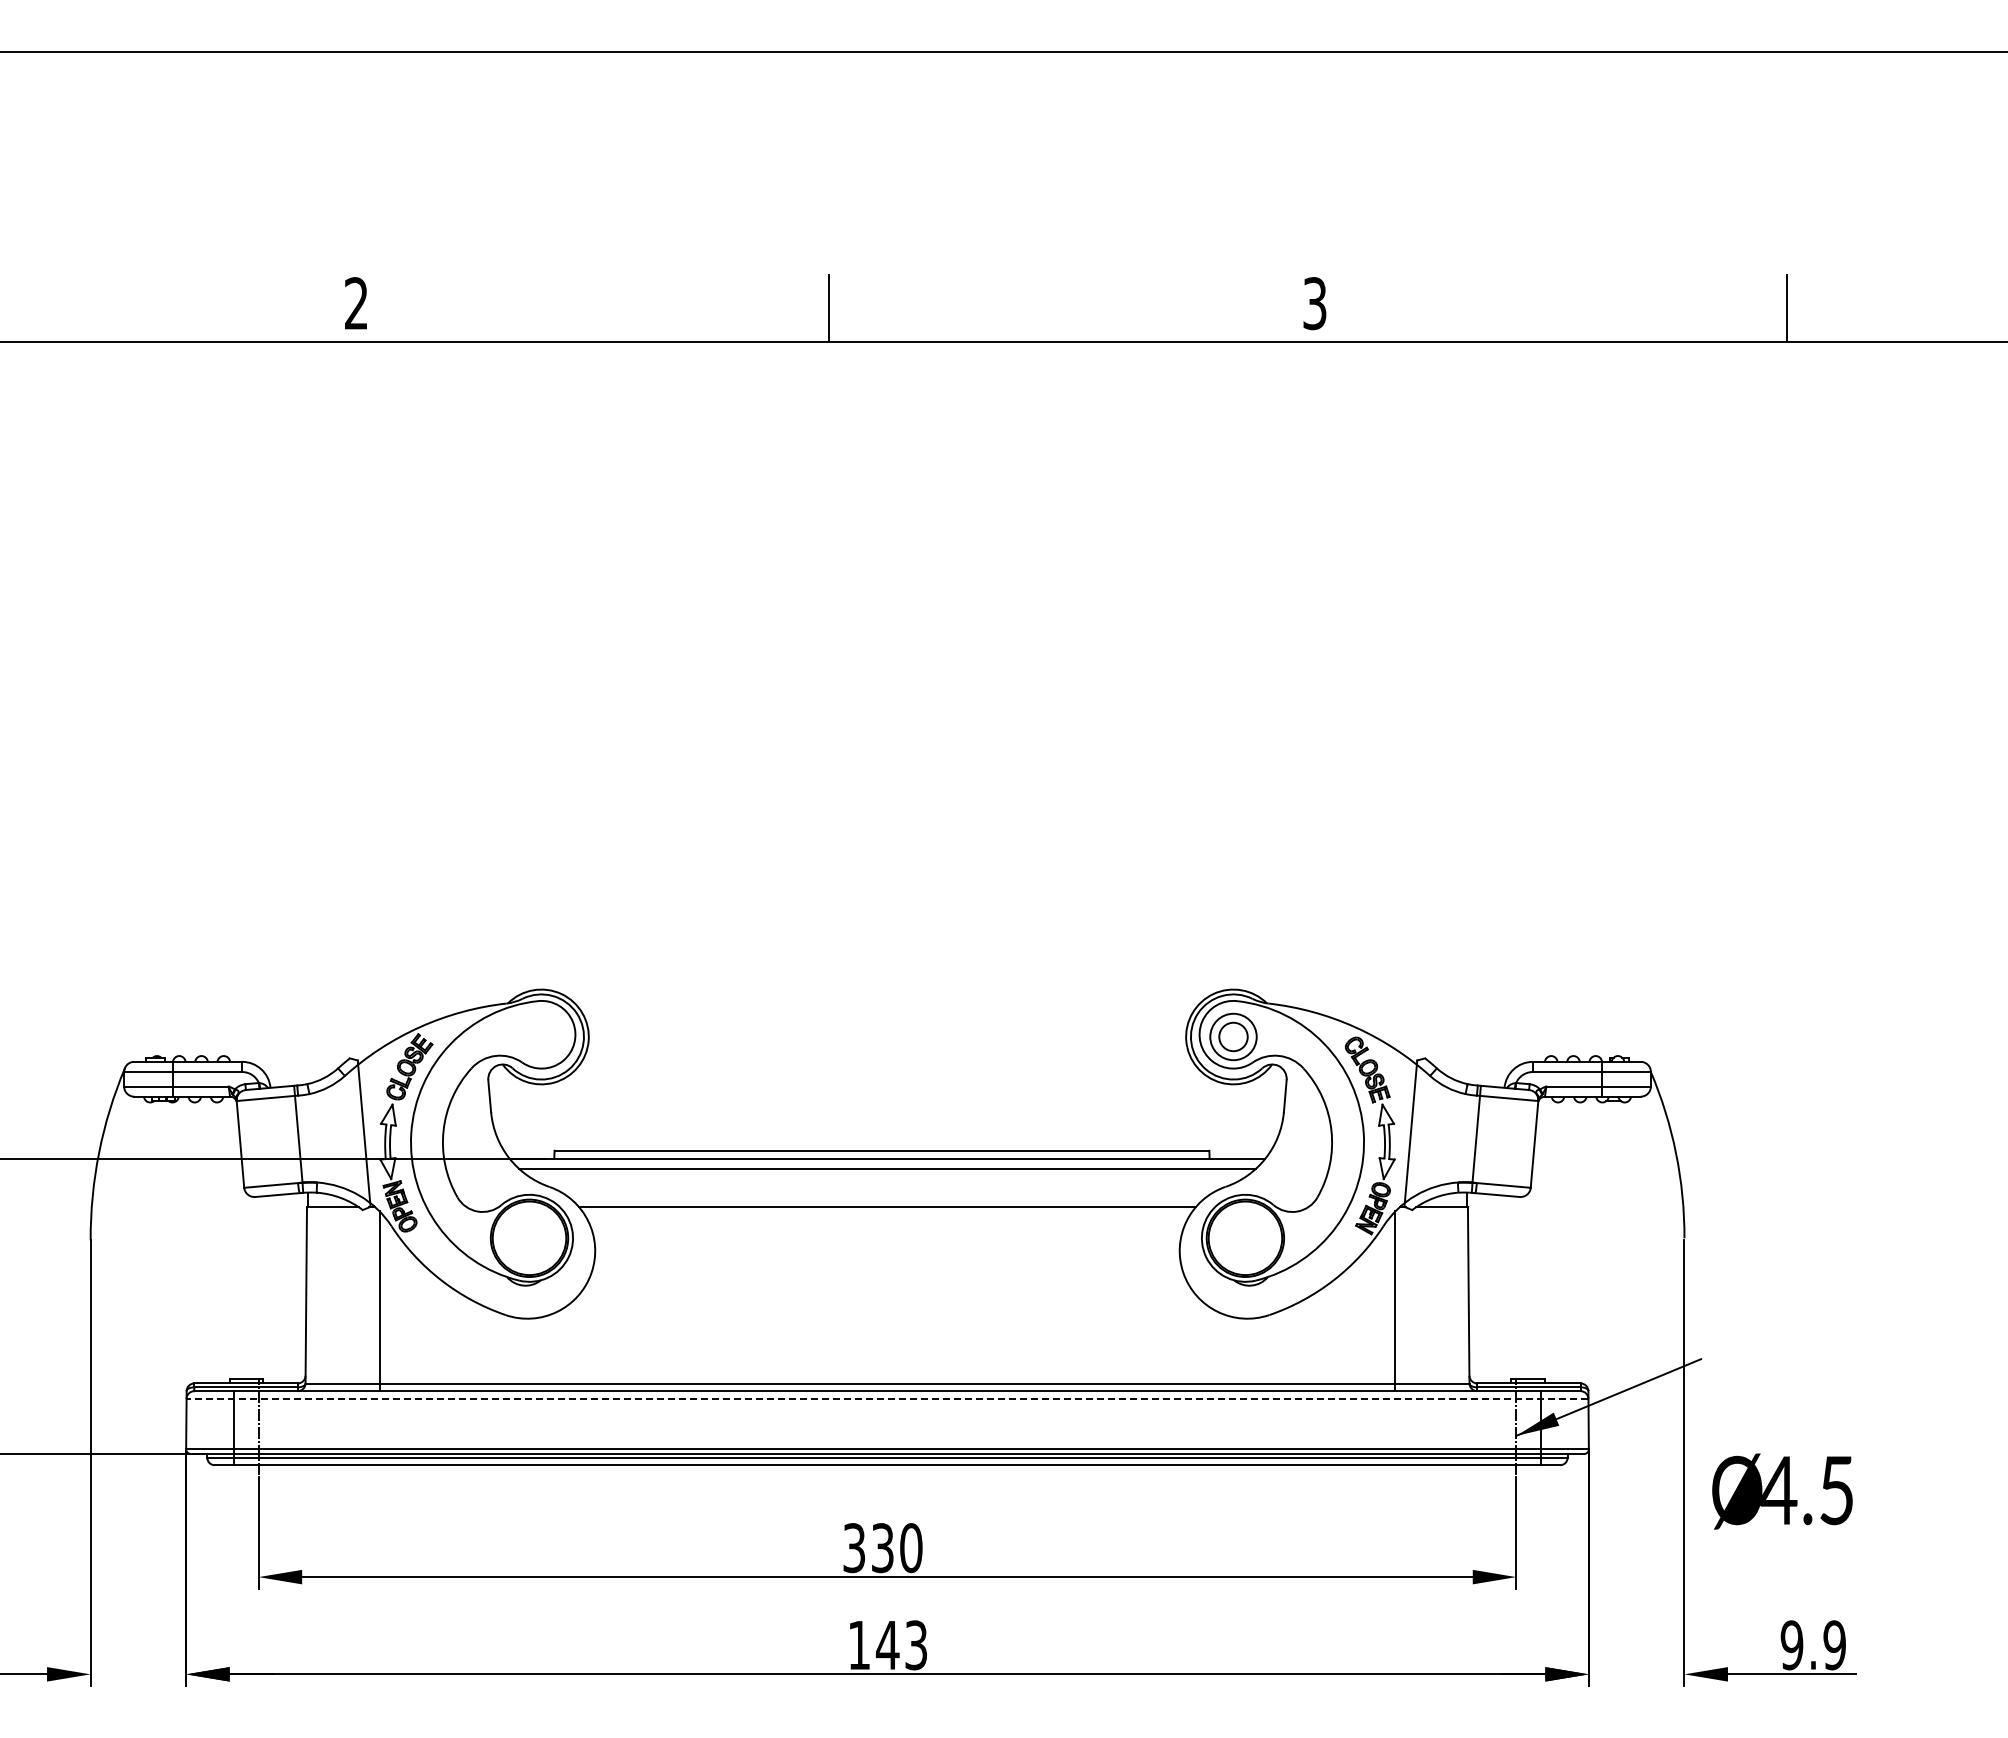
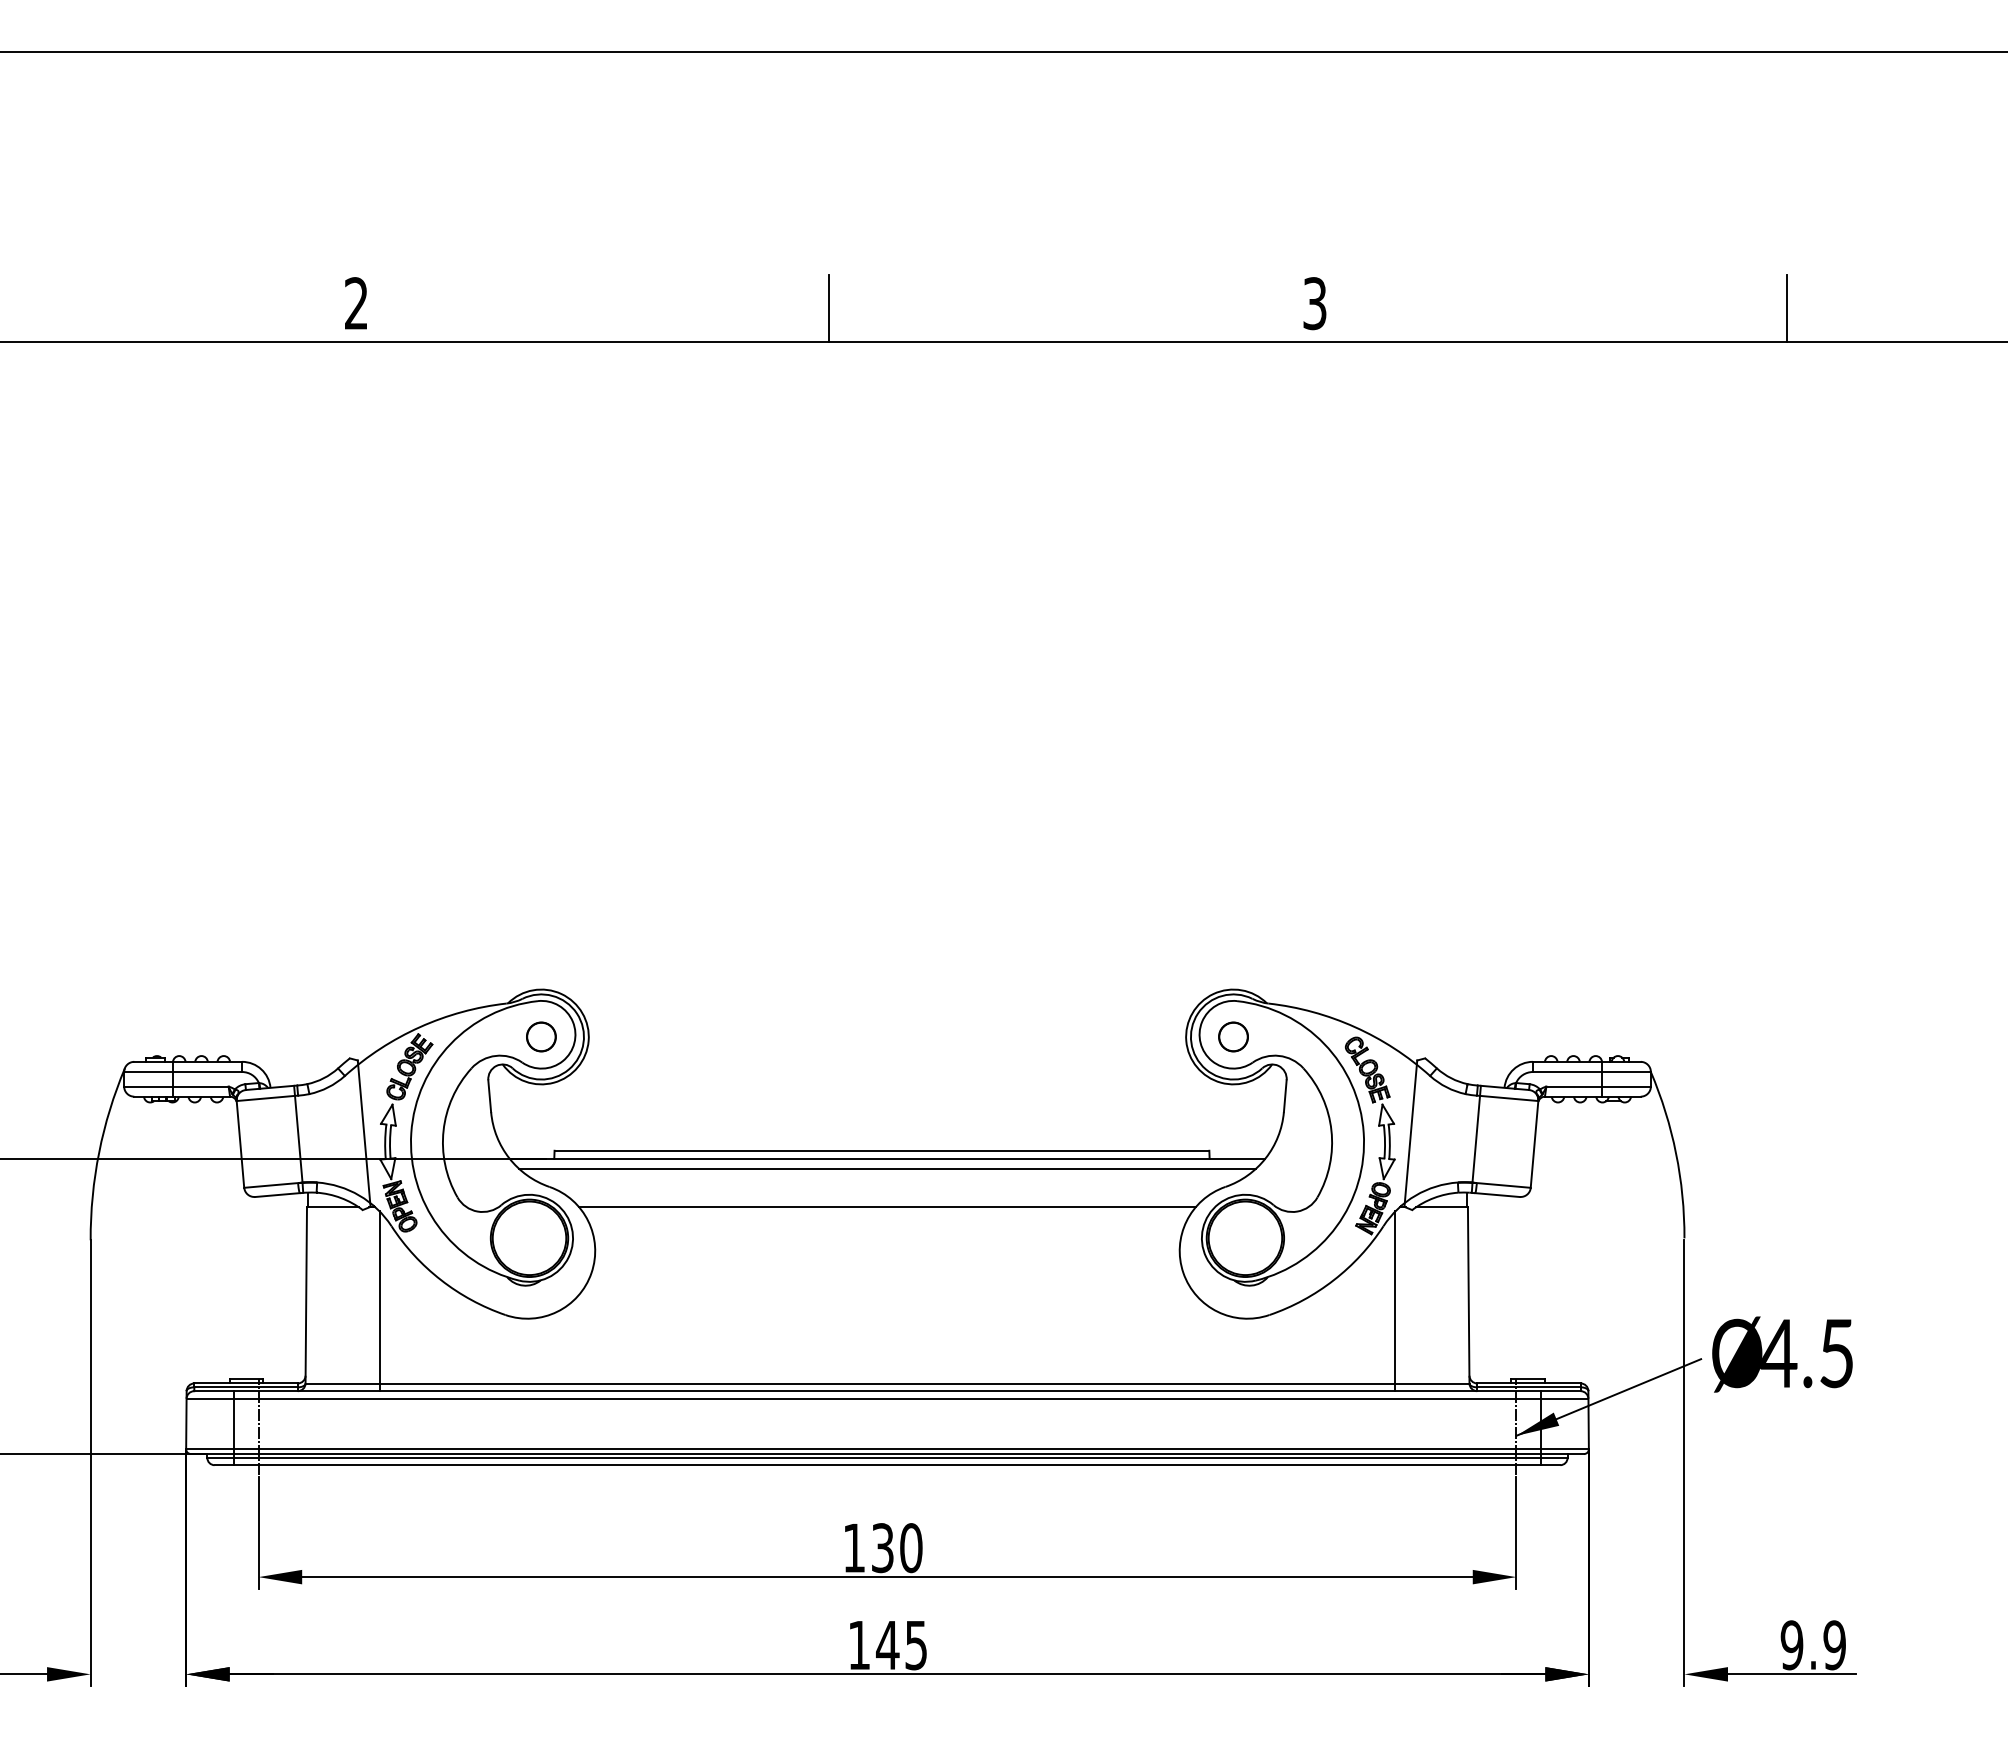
circle: none -> present (541, 1036)
circle diameter: 46 px -> 29 px (1233, 1036)
line: dashed -> solid (887, 1398)
text position: (1782, 1491) -> (1782, 1354) (1782, 1354)
text: 330 -> 130 (854, 1548)
text: 143 -> 145 (916, 1644)
